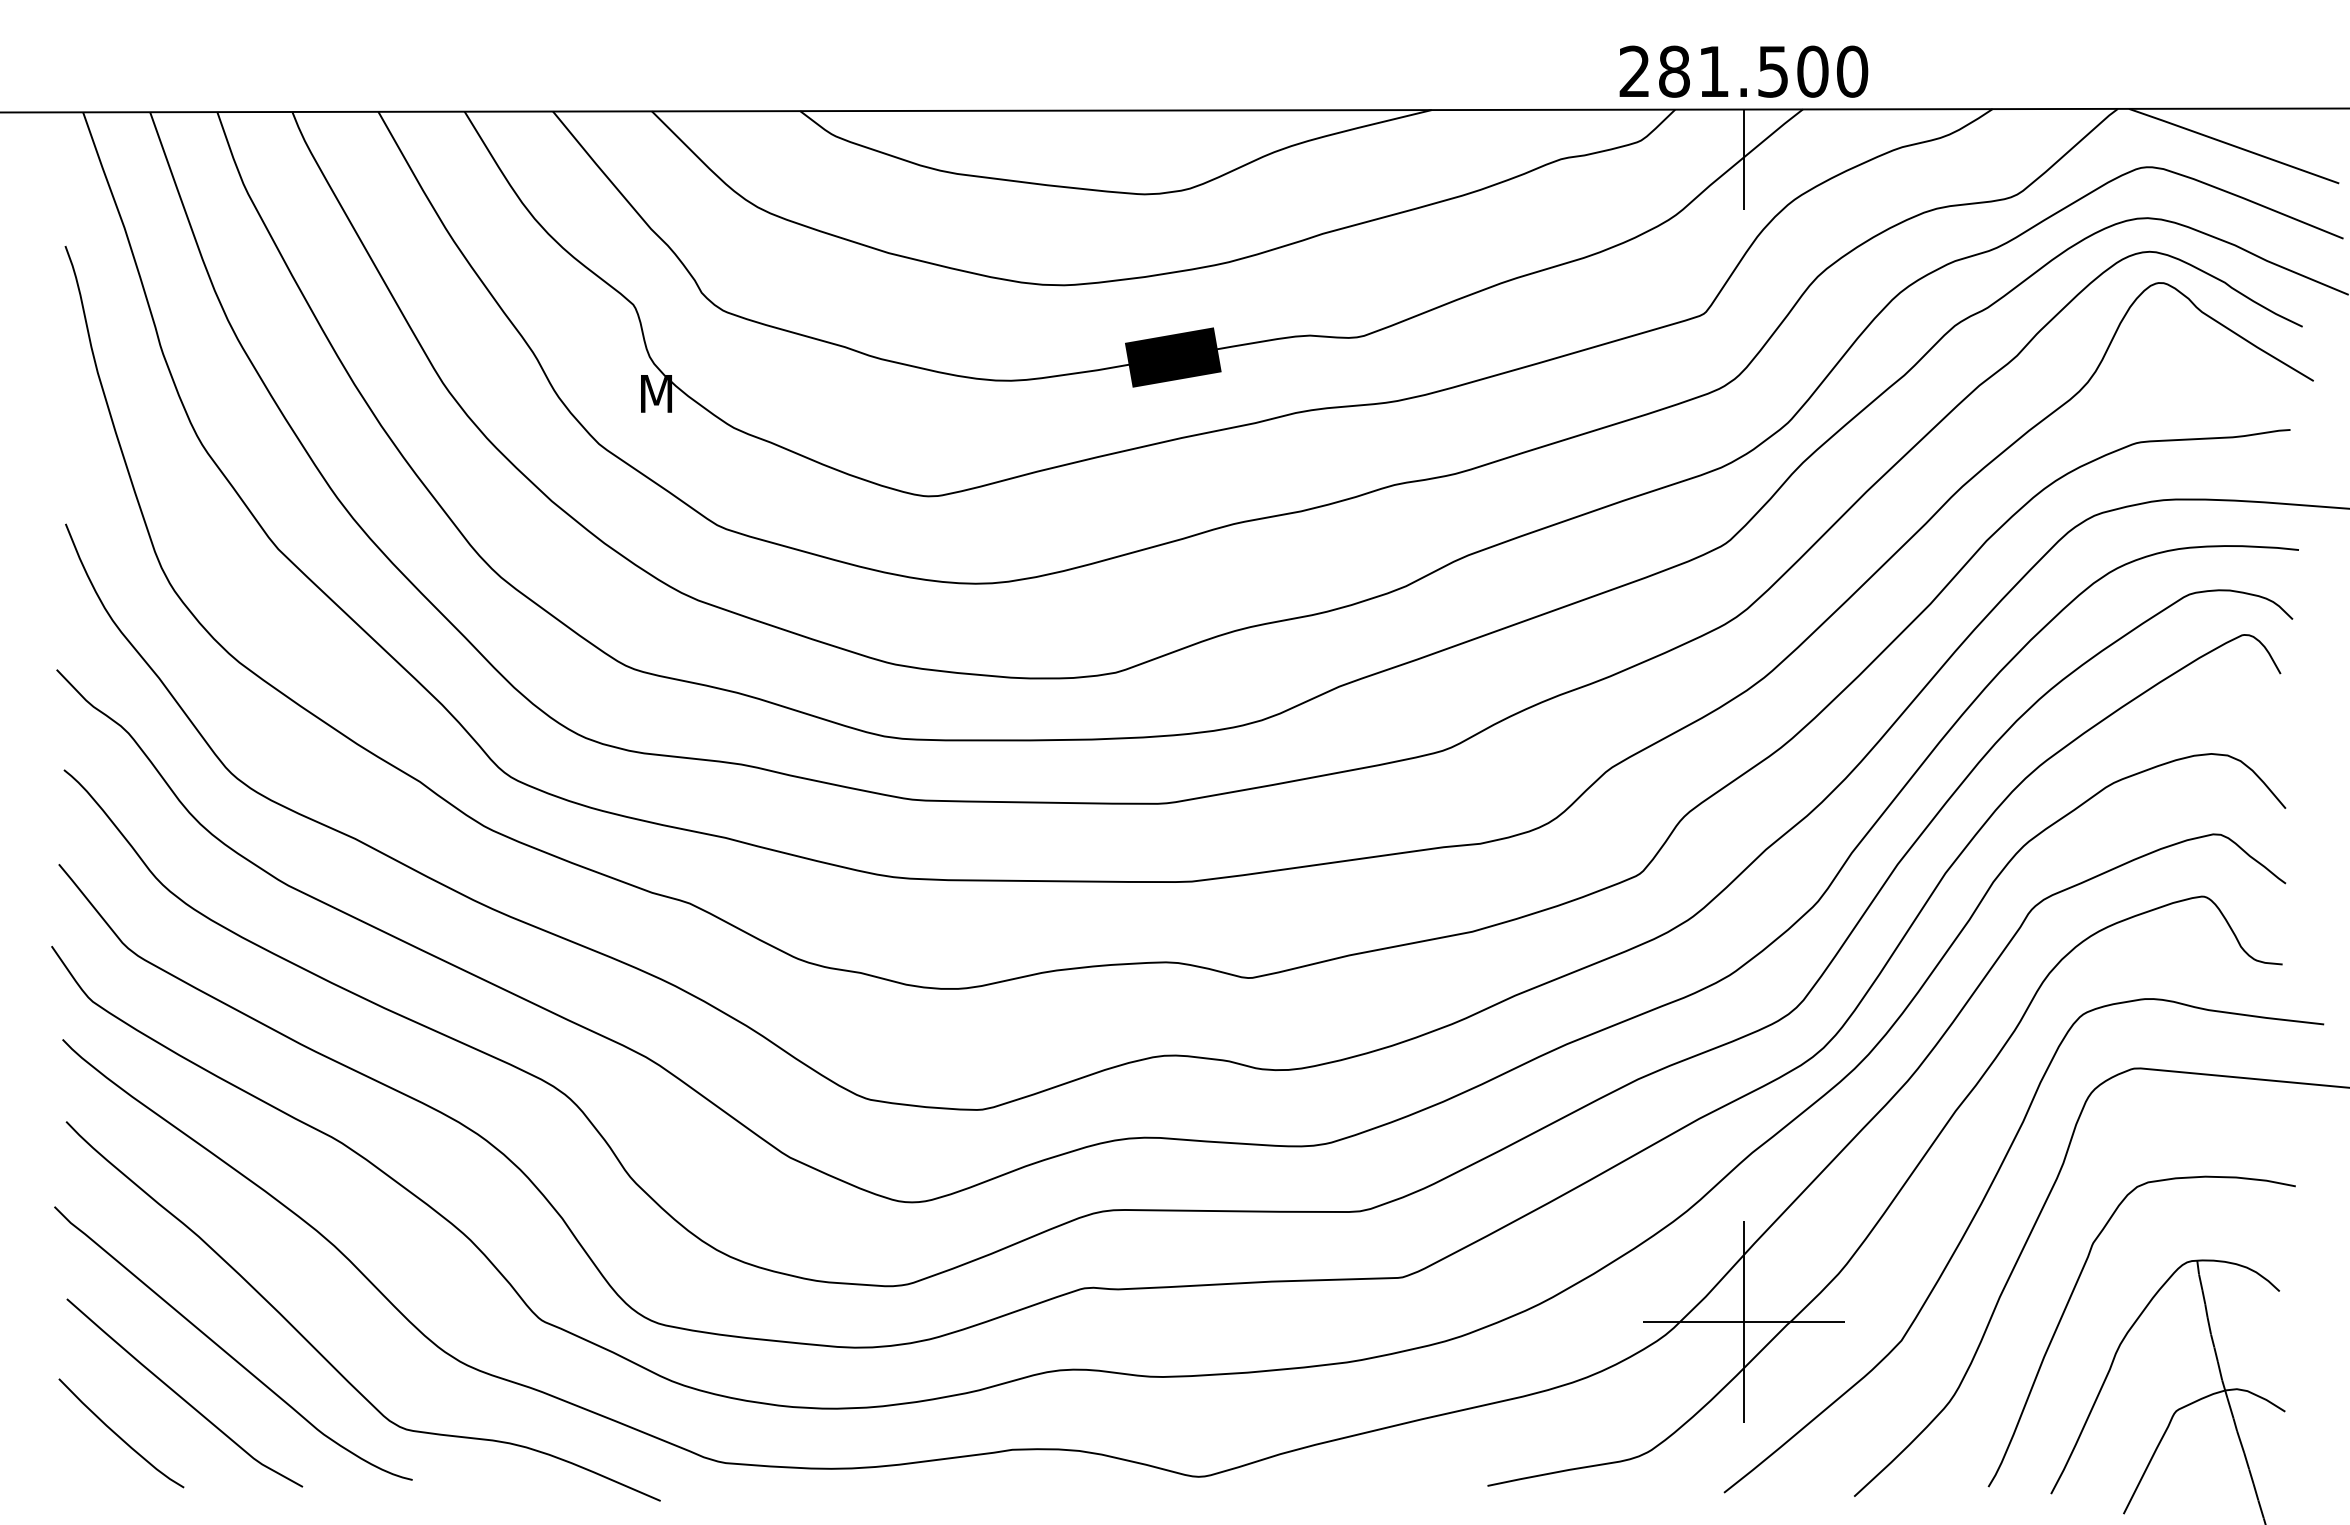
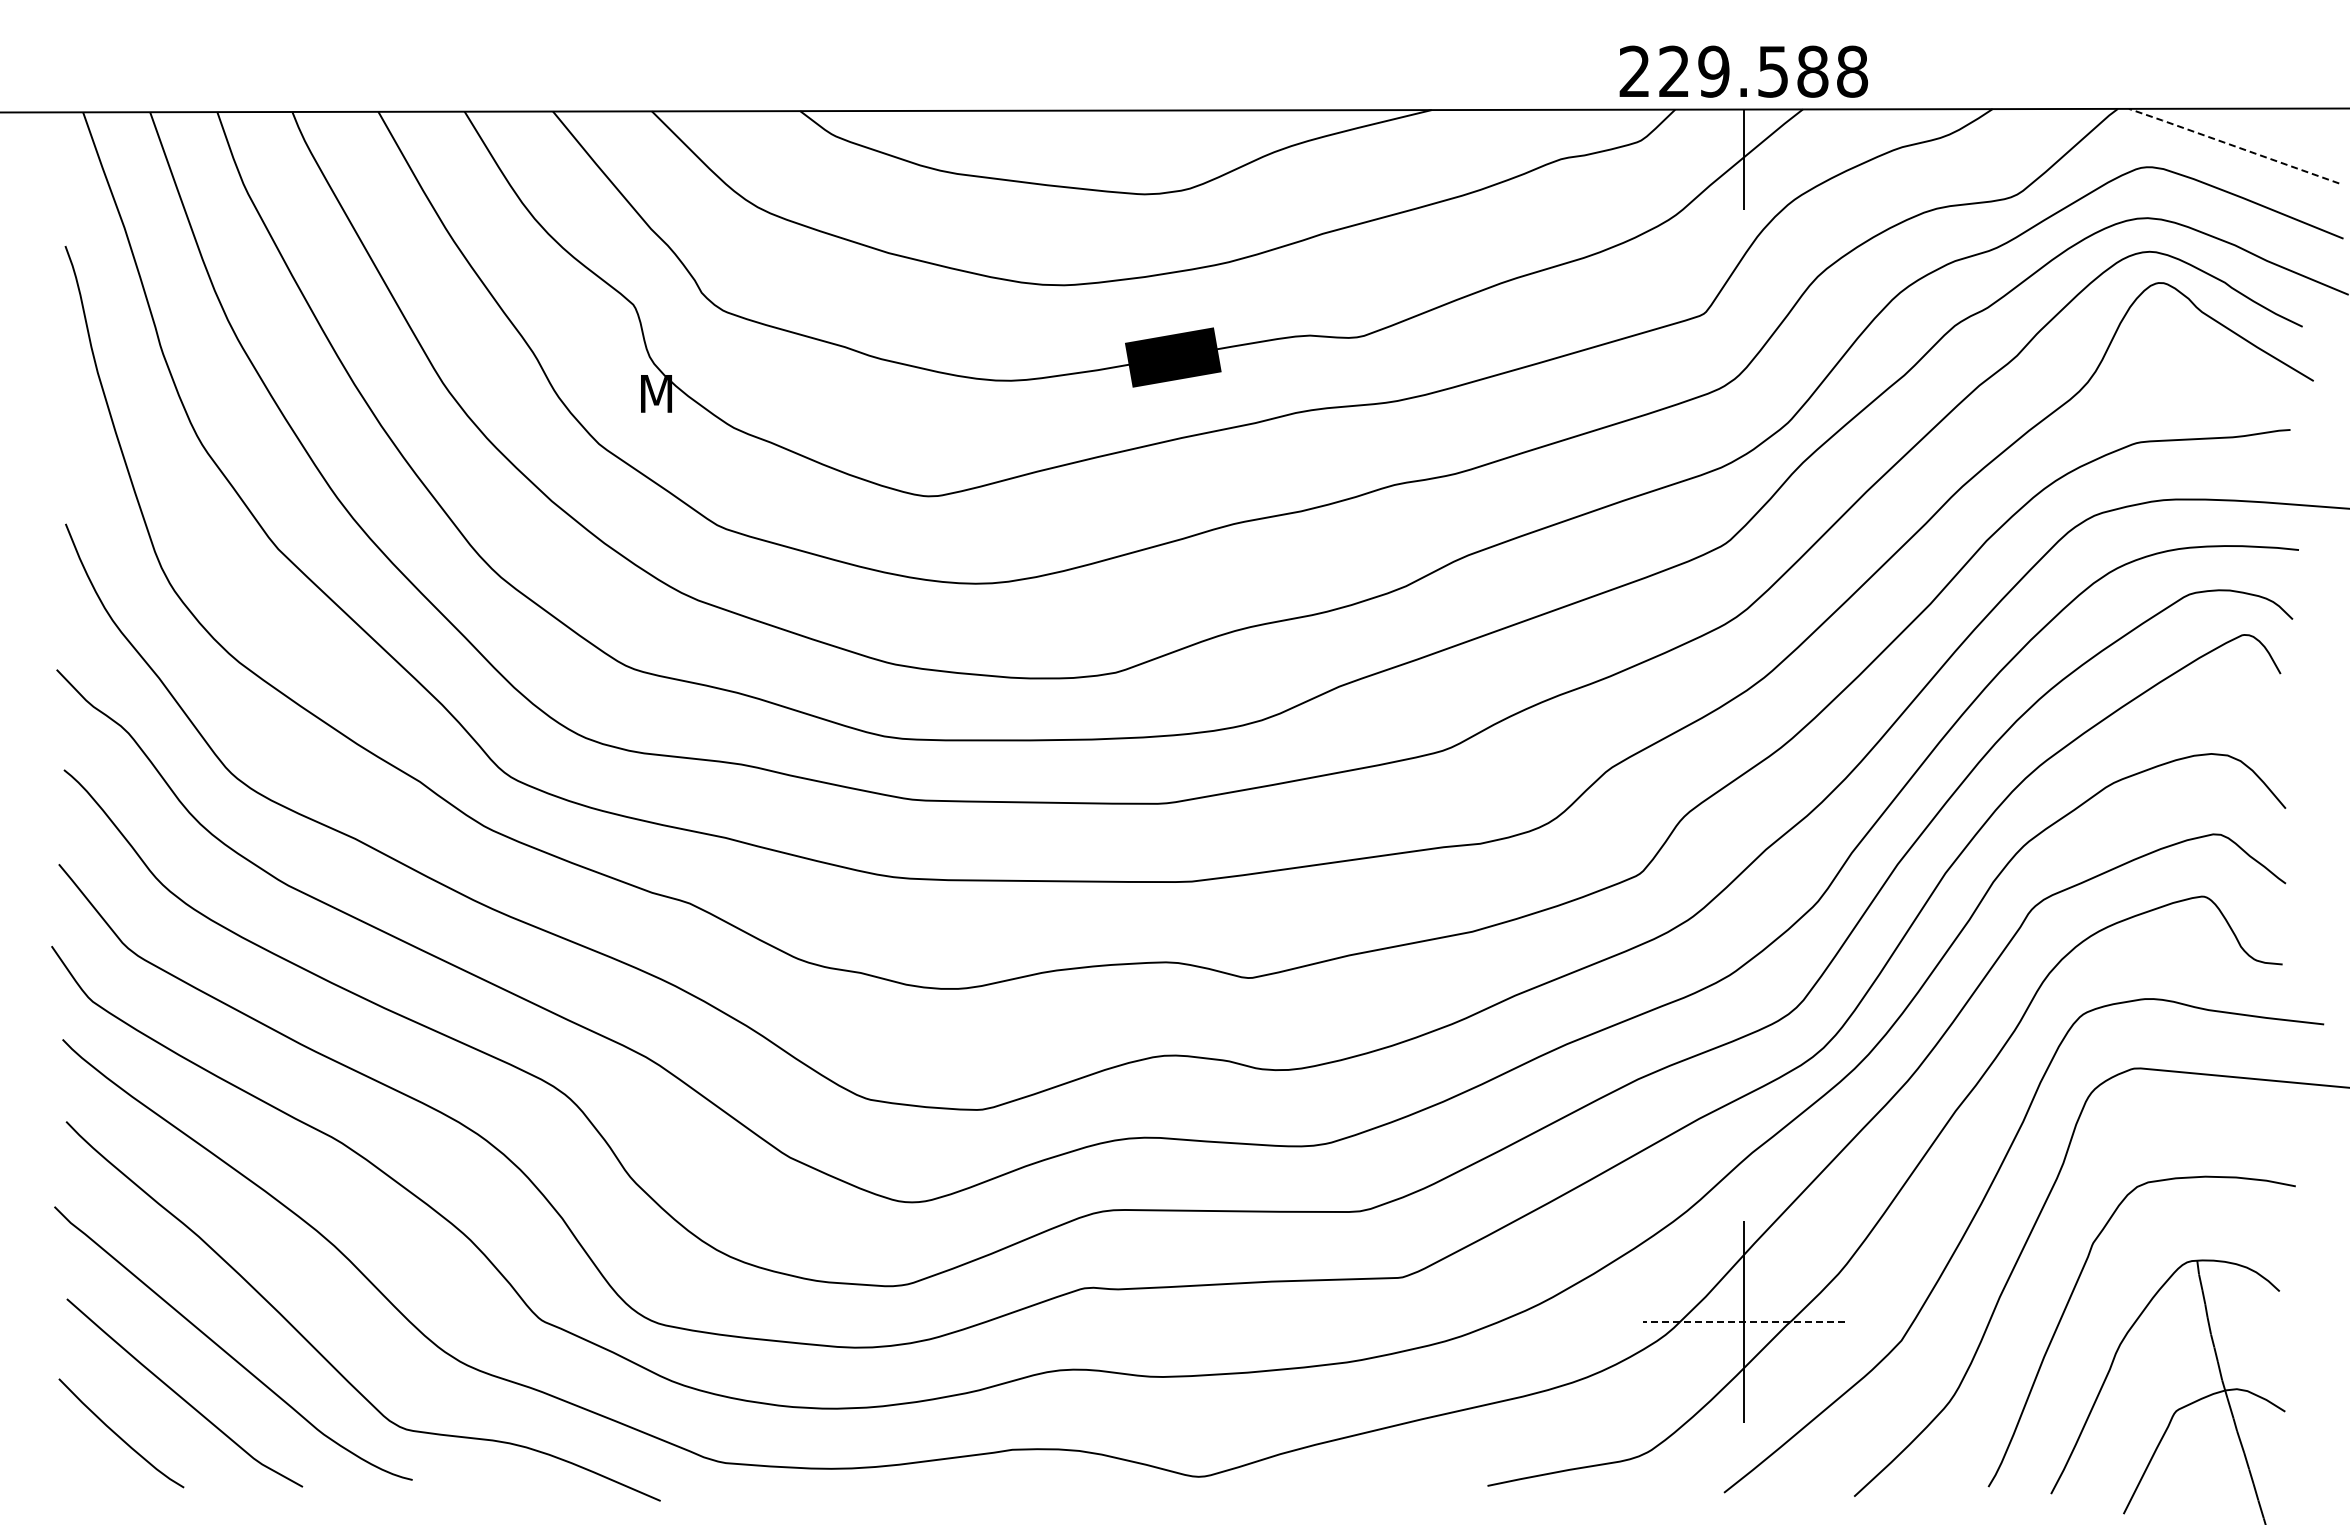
text: 281.500 -> 229.588 (1763, 71)
line: solid -> dashed (2232, 145)
line: solid -> dashed (1743, 1322)
